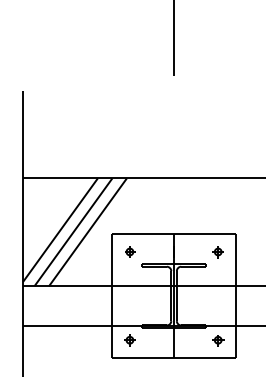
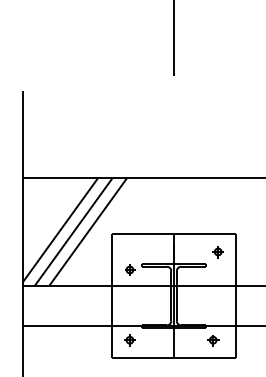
part position: (130, 251) -> (130, 269) (130, 269)
part position: (218, 340) -> (213, 340) (213, 340)
